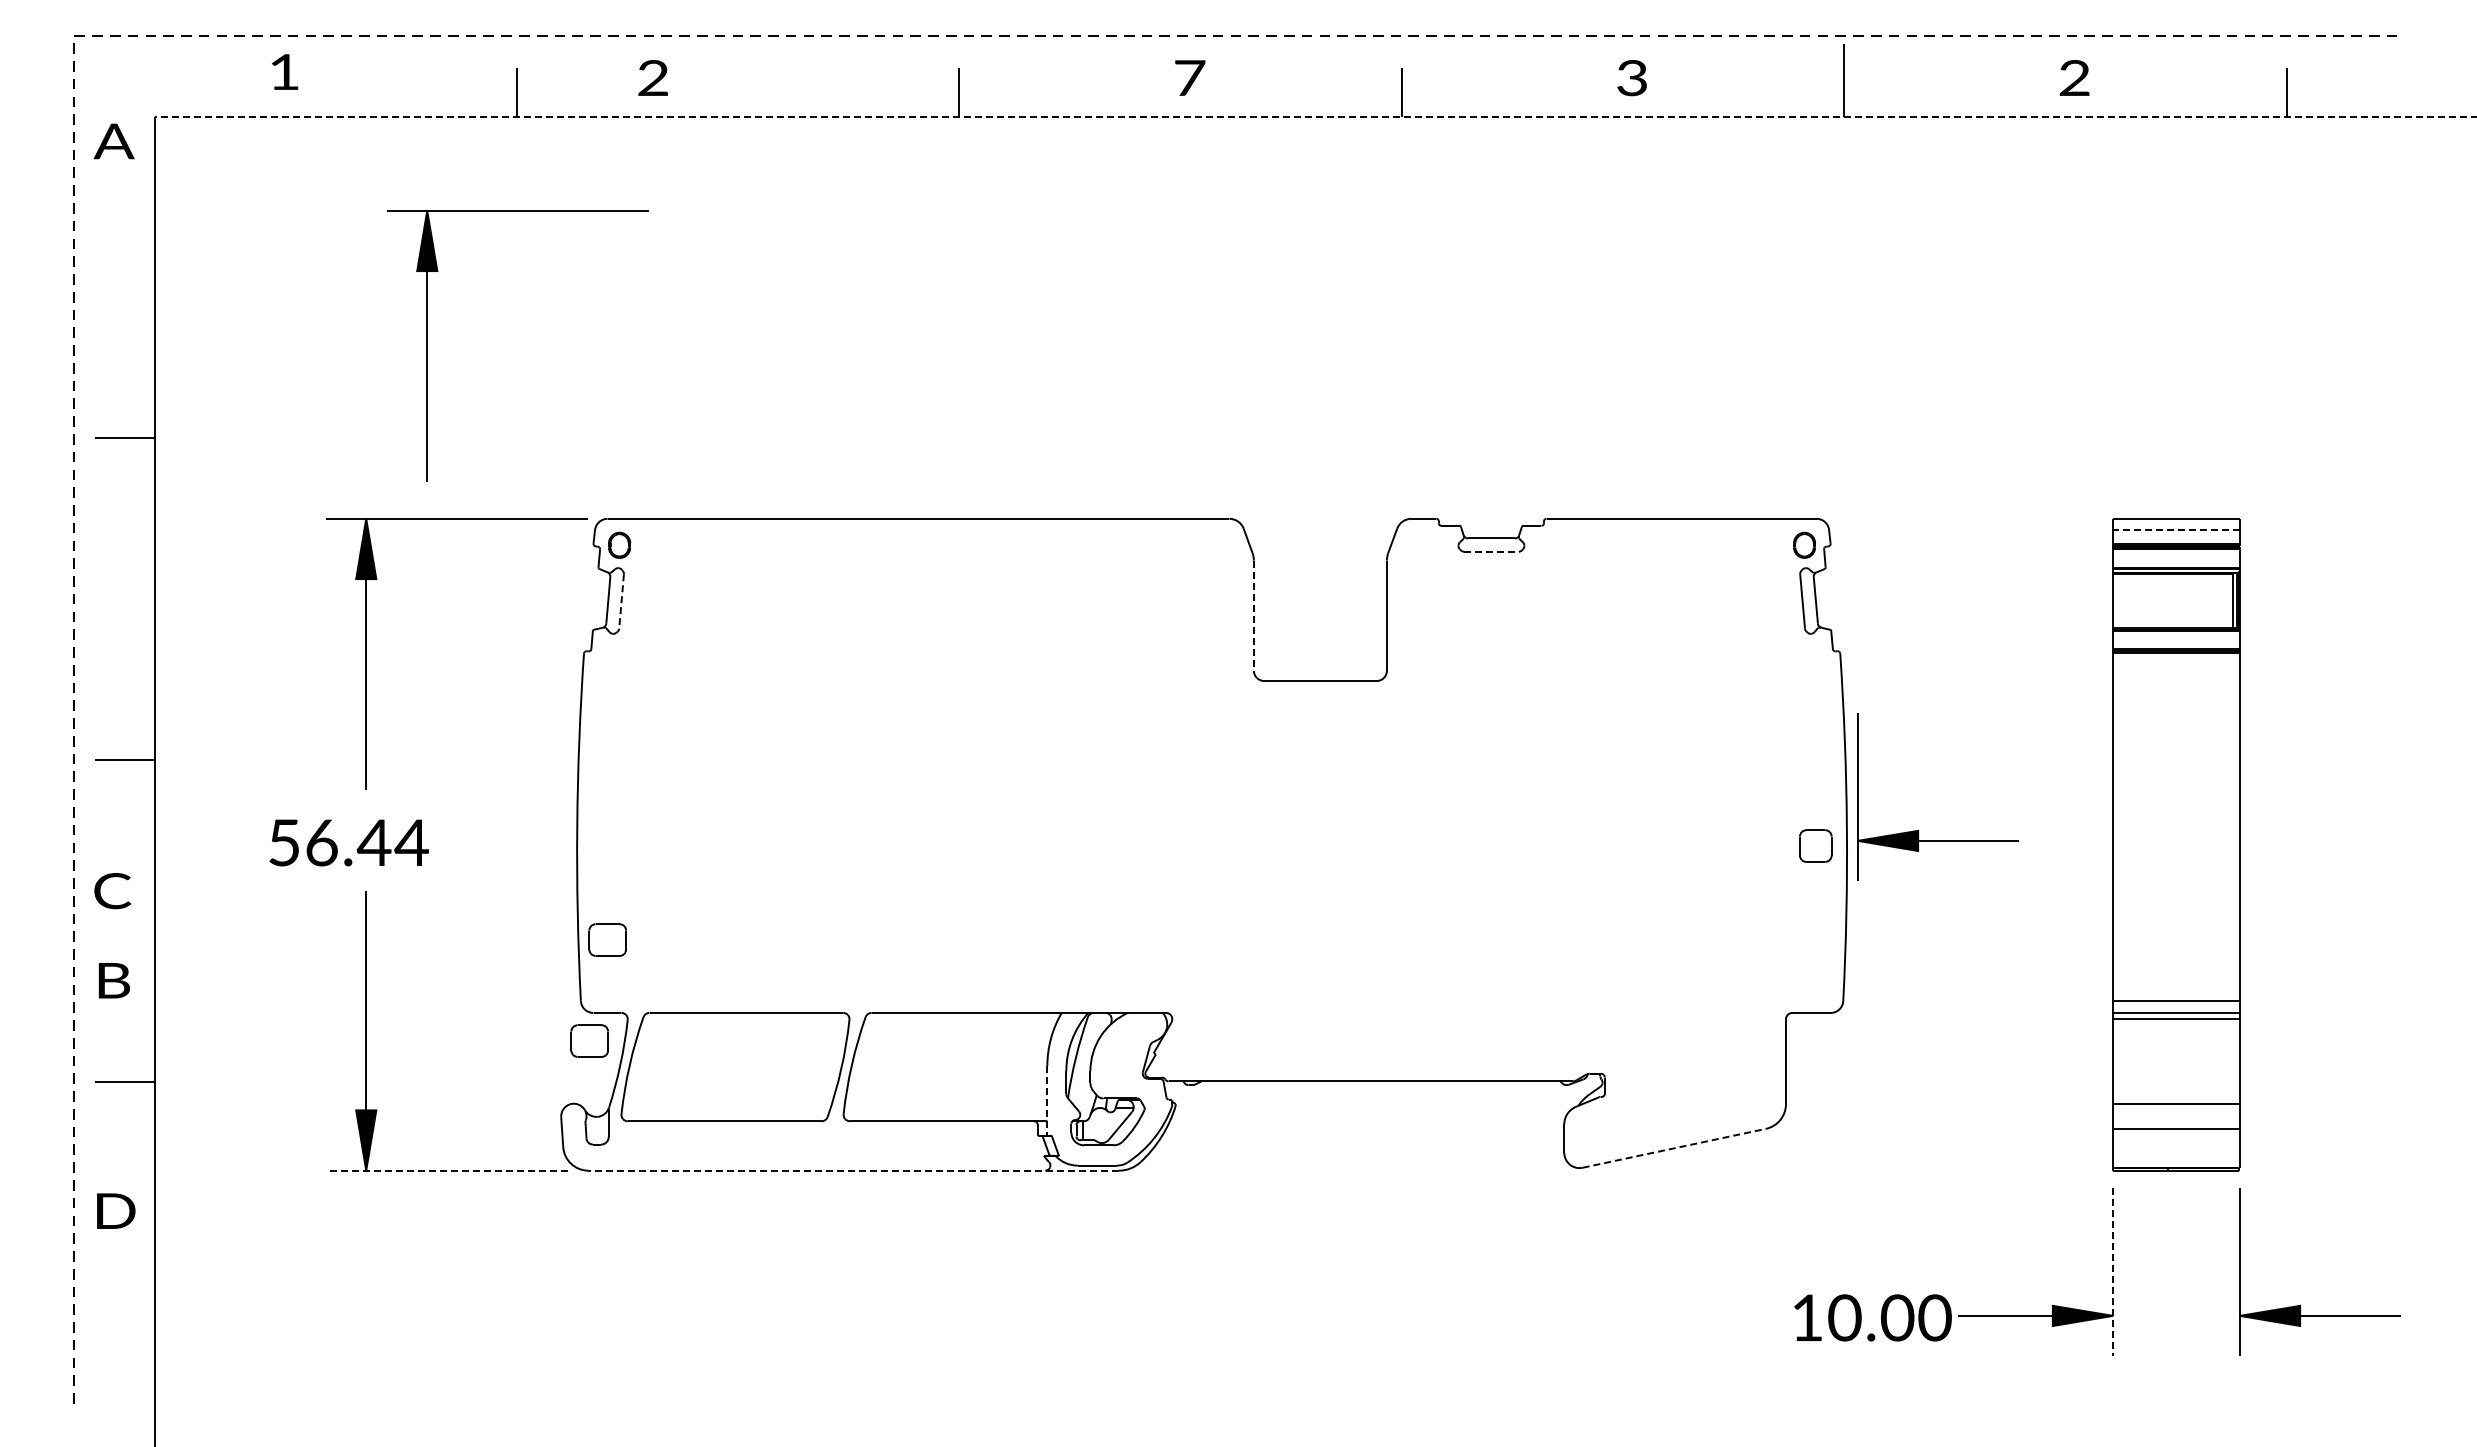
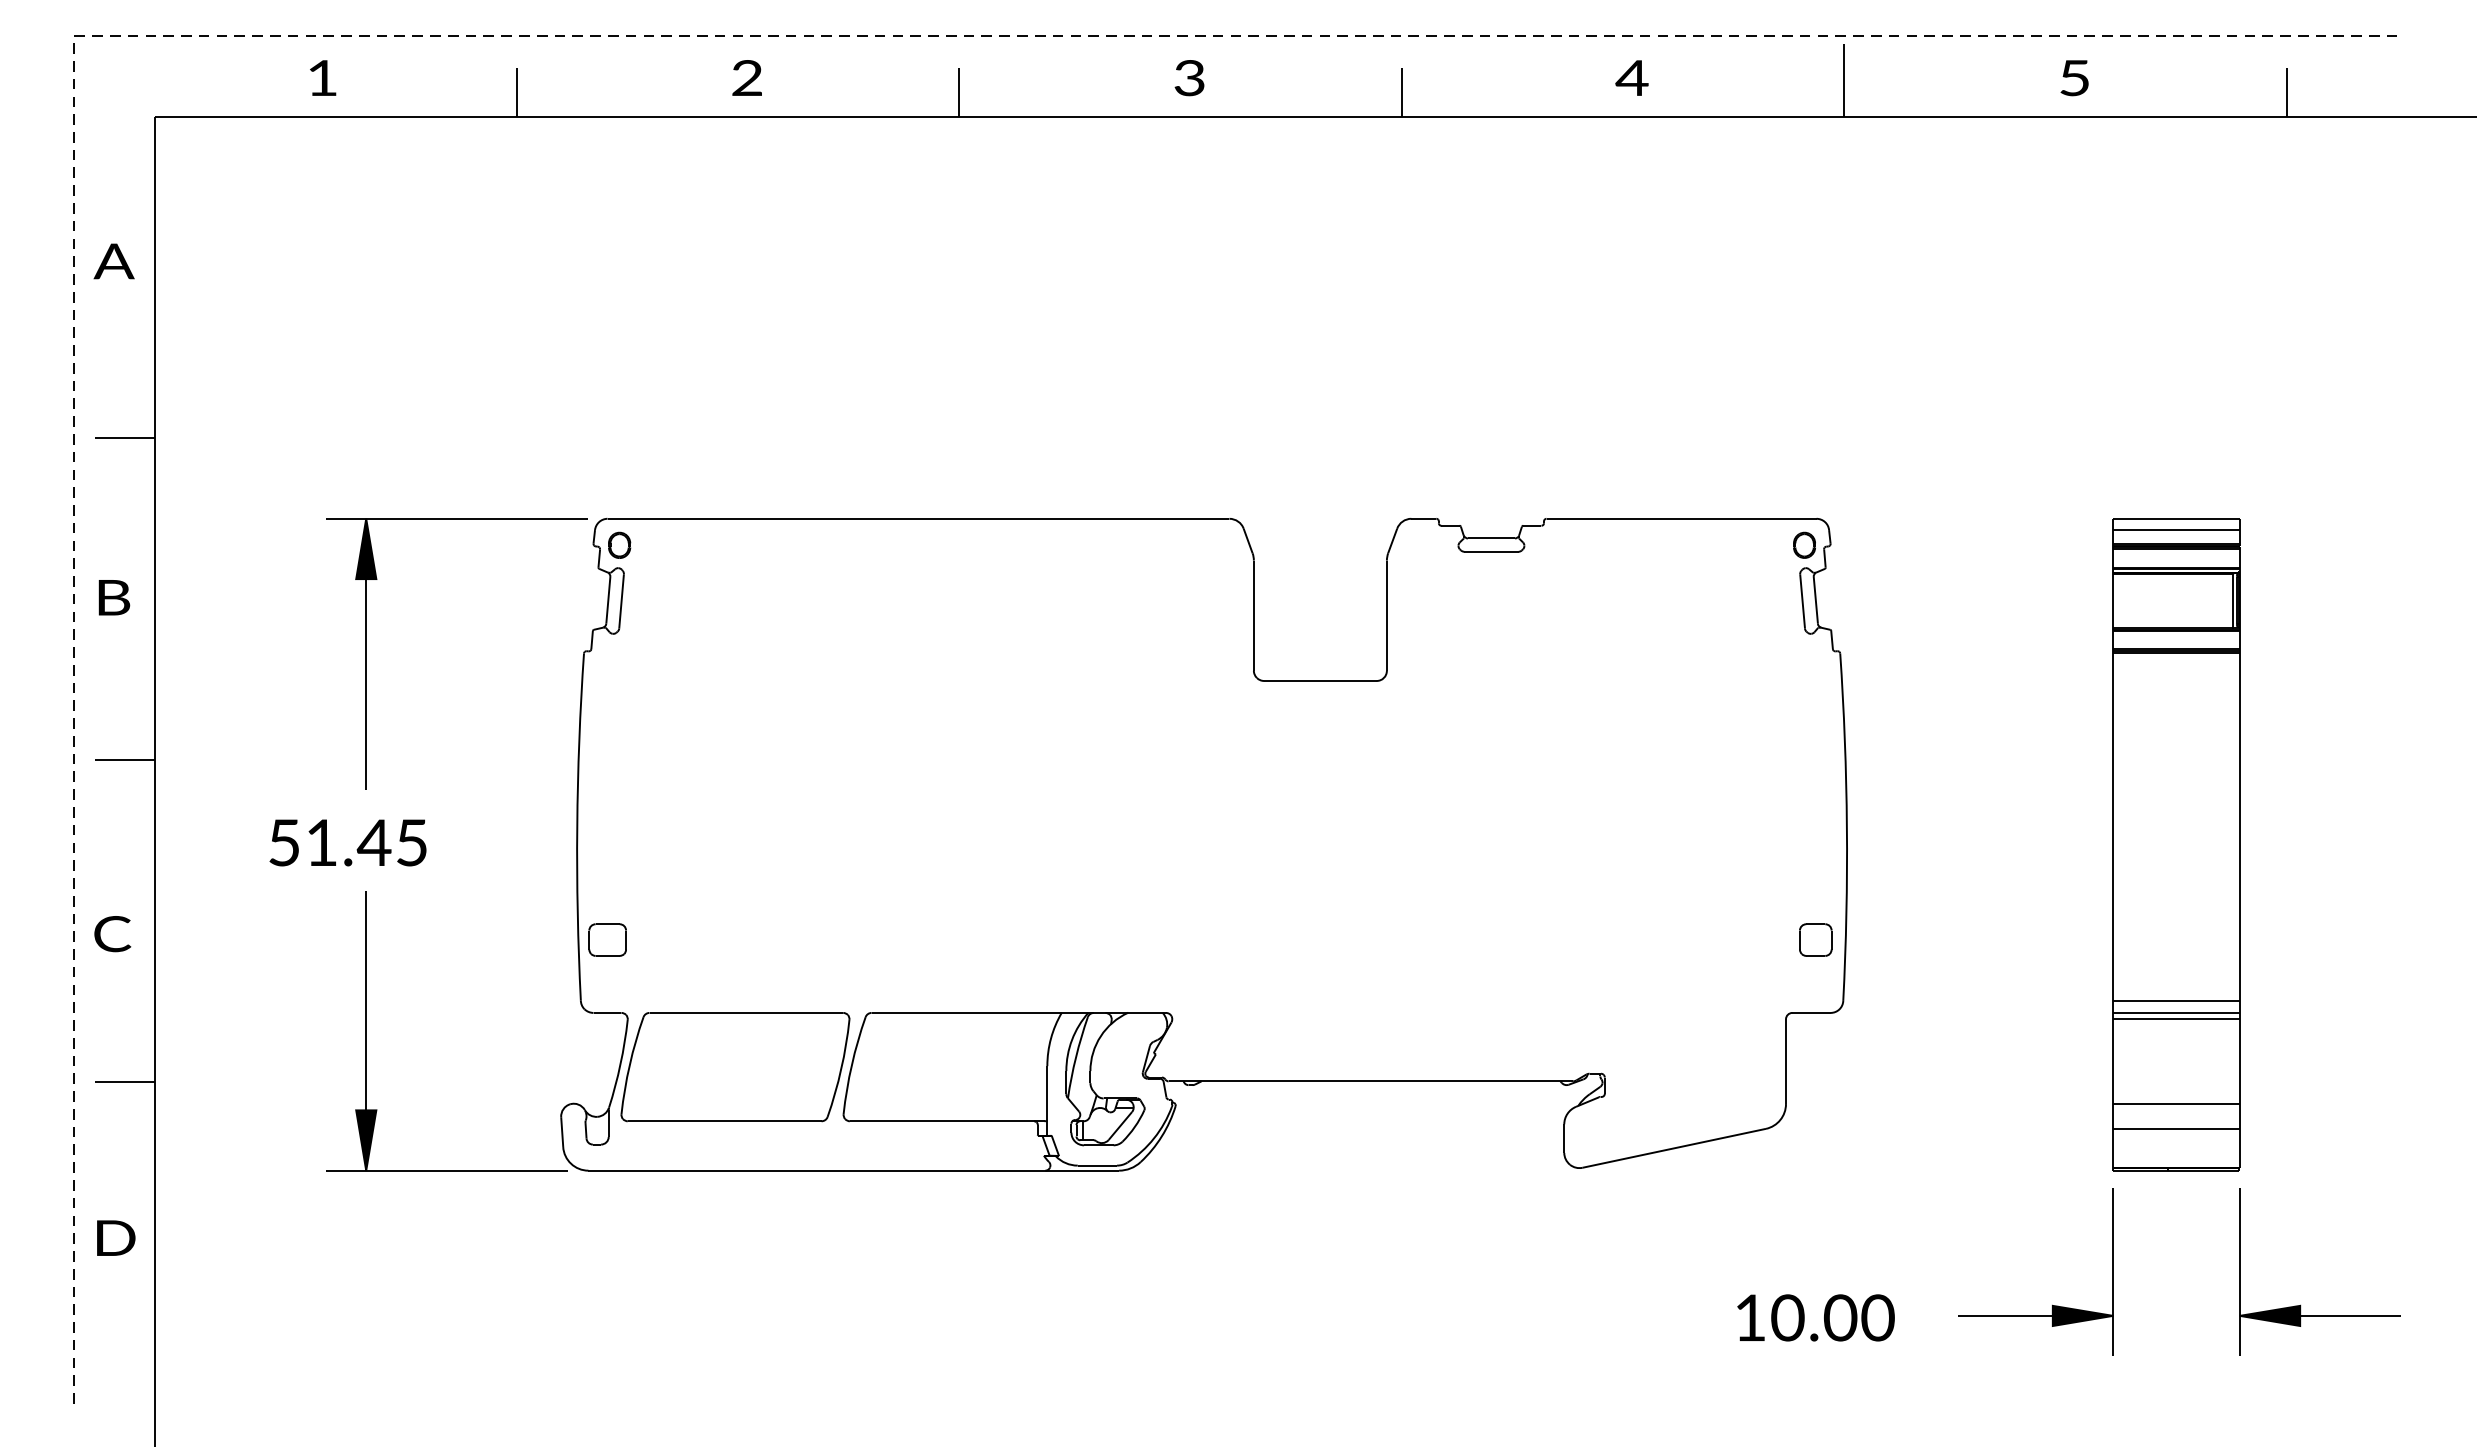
text position: (285, 71) -> (323, 77) (323, 77)
text position: (652, 77) -> (746, 77) (746, 77)
text: 7 -> 3 (1189, 78)
text: 3 -> 4 (1631, 78)
text: 2 -> 5 (2074, 78)
line: dashed -> solid (1315, 116)
text position: (113, 141) -> (113, 261) (113, 261)
part: present -> none (427, 345)
line: dashed -> solid (2175, 530)
line: dashed -> solid (1491, 551)
line: dashed -> solid (621, 601)
line: dashed -> solid (1253, 616)
part: present -> none (1918, 829)
text: 56.44 -> 51.45 (367, 842)
part position: (1815, 845) -> (1815, 939) (1815, 939)
text position: (112, 891) -> (112, 934) (112, 934)
text position: (114, 980) -> (114, 597) (114, 597)
part: present -> none (589, 1040)
line: dashed -> solid (1047, 1100)
line: dashed -> solid (1674, 1148)
line: dashed -> solid (446, 1170)
line: dashed -> solid (853, 1170)
text position: (116, 1210) -> (116, 1237) (116, 1237)
line: dashed -> solid (2113, 1272)
text position: (1872, 1317) -> (1815, 1317) (1815, 1317)
